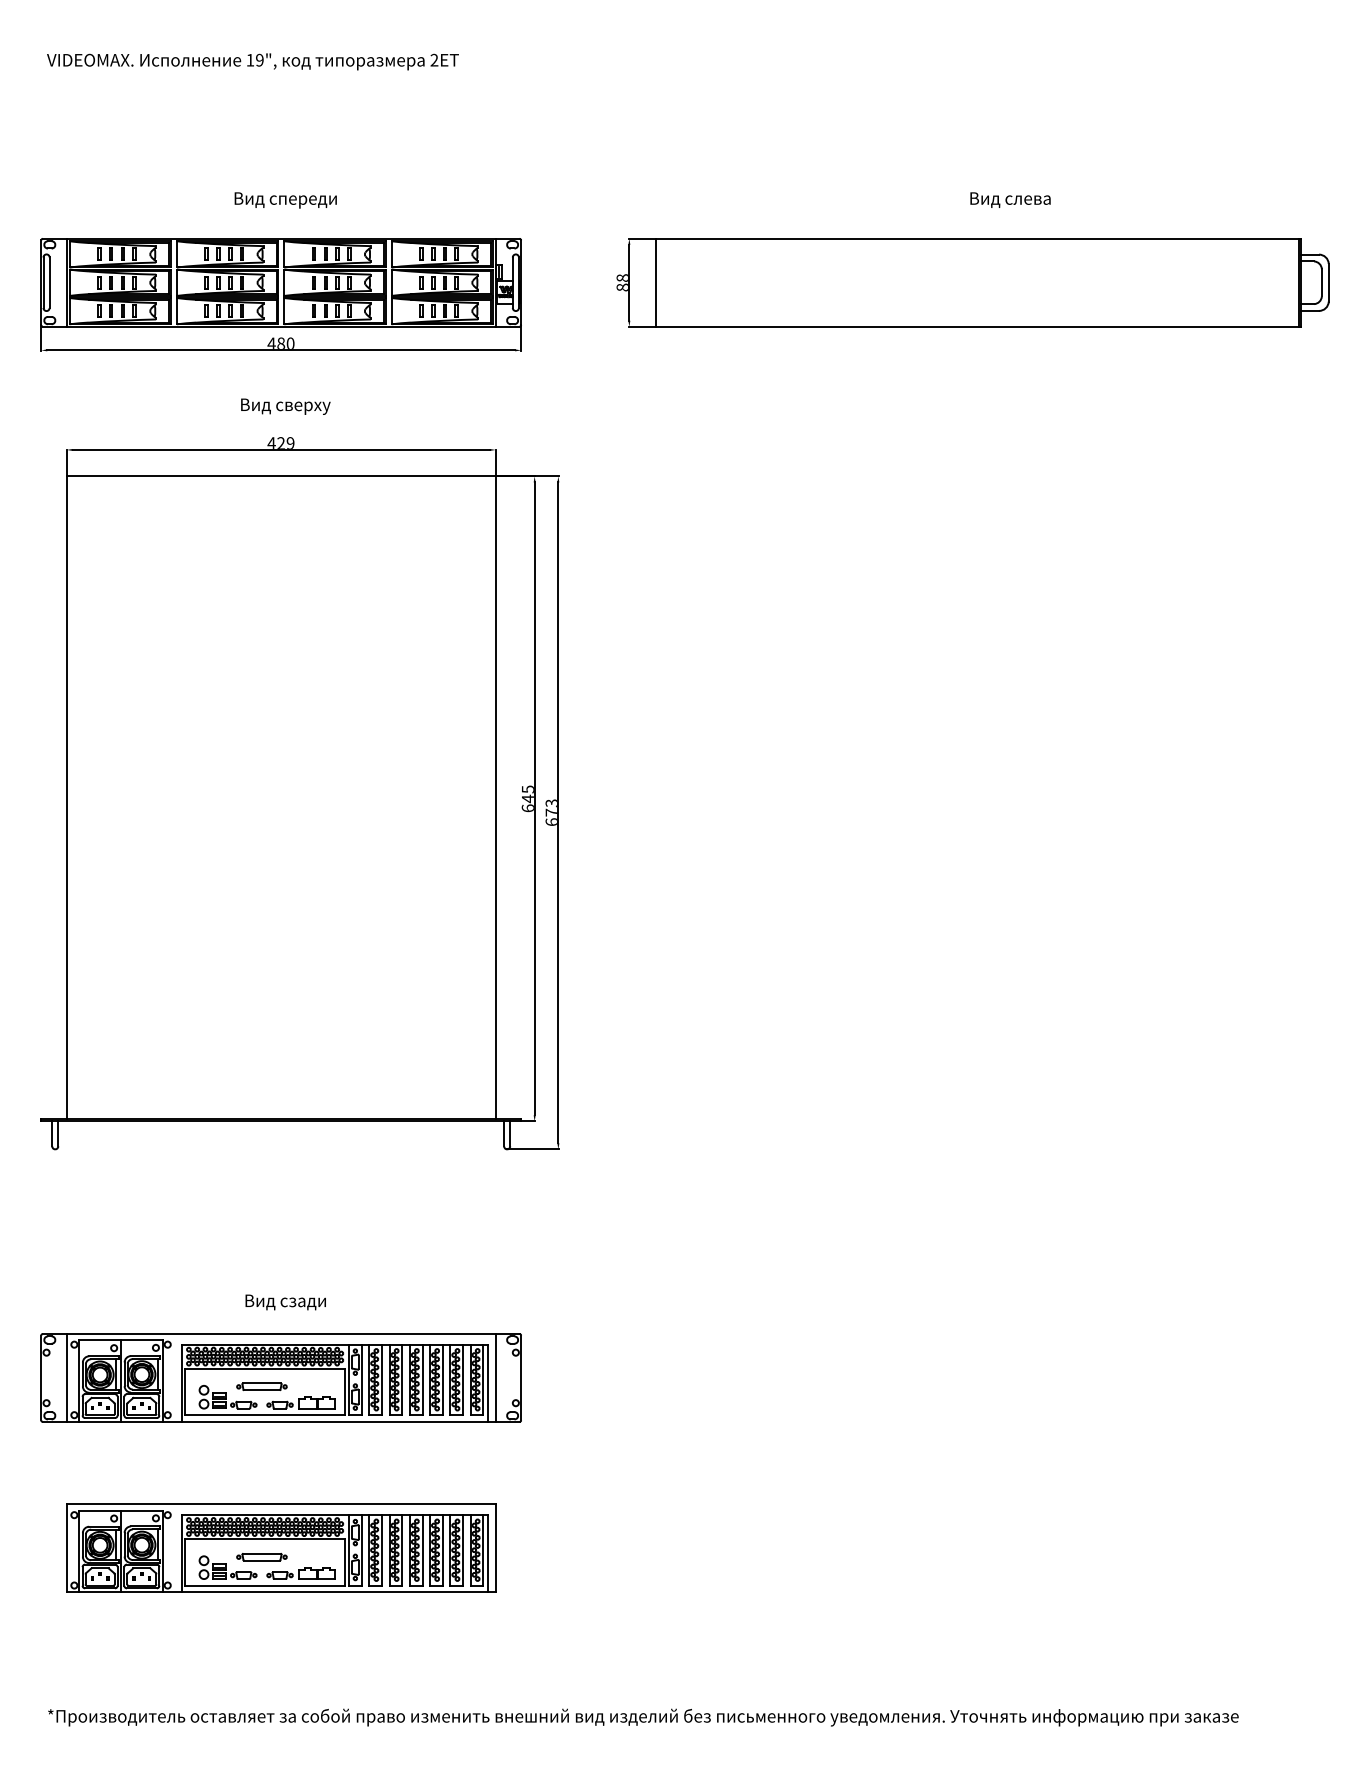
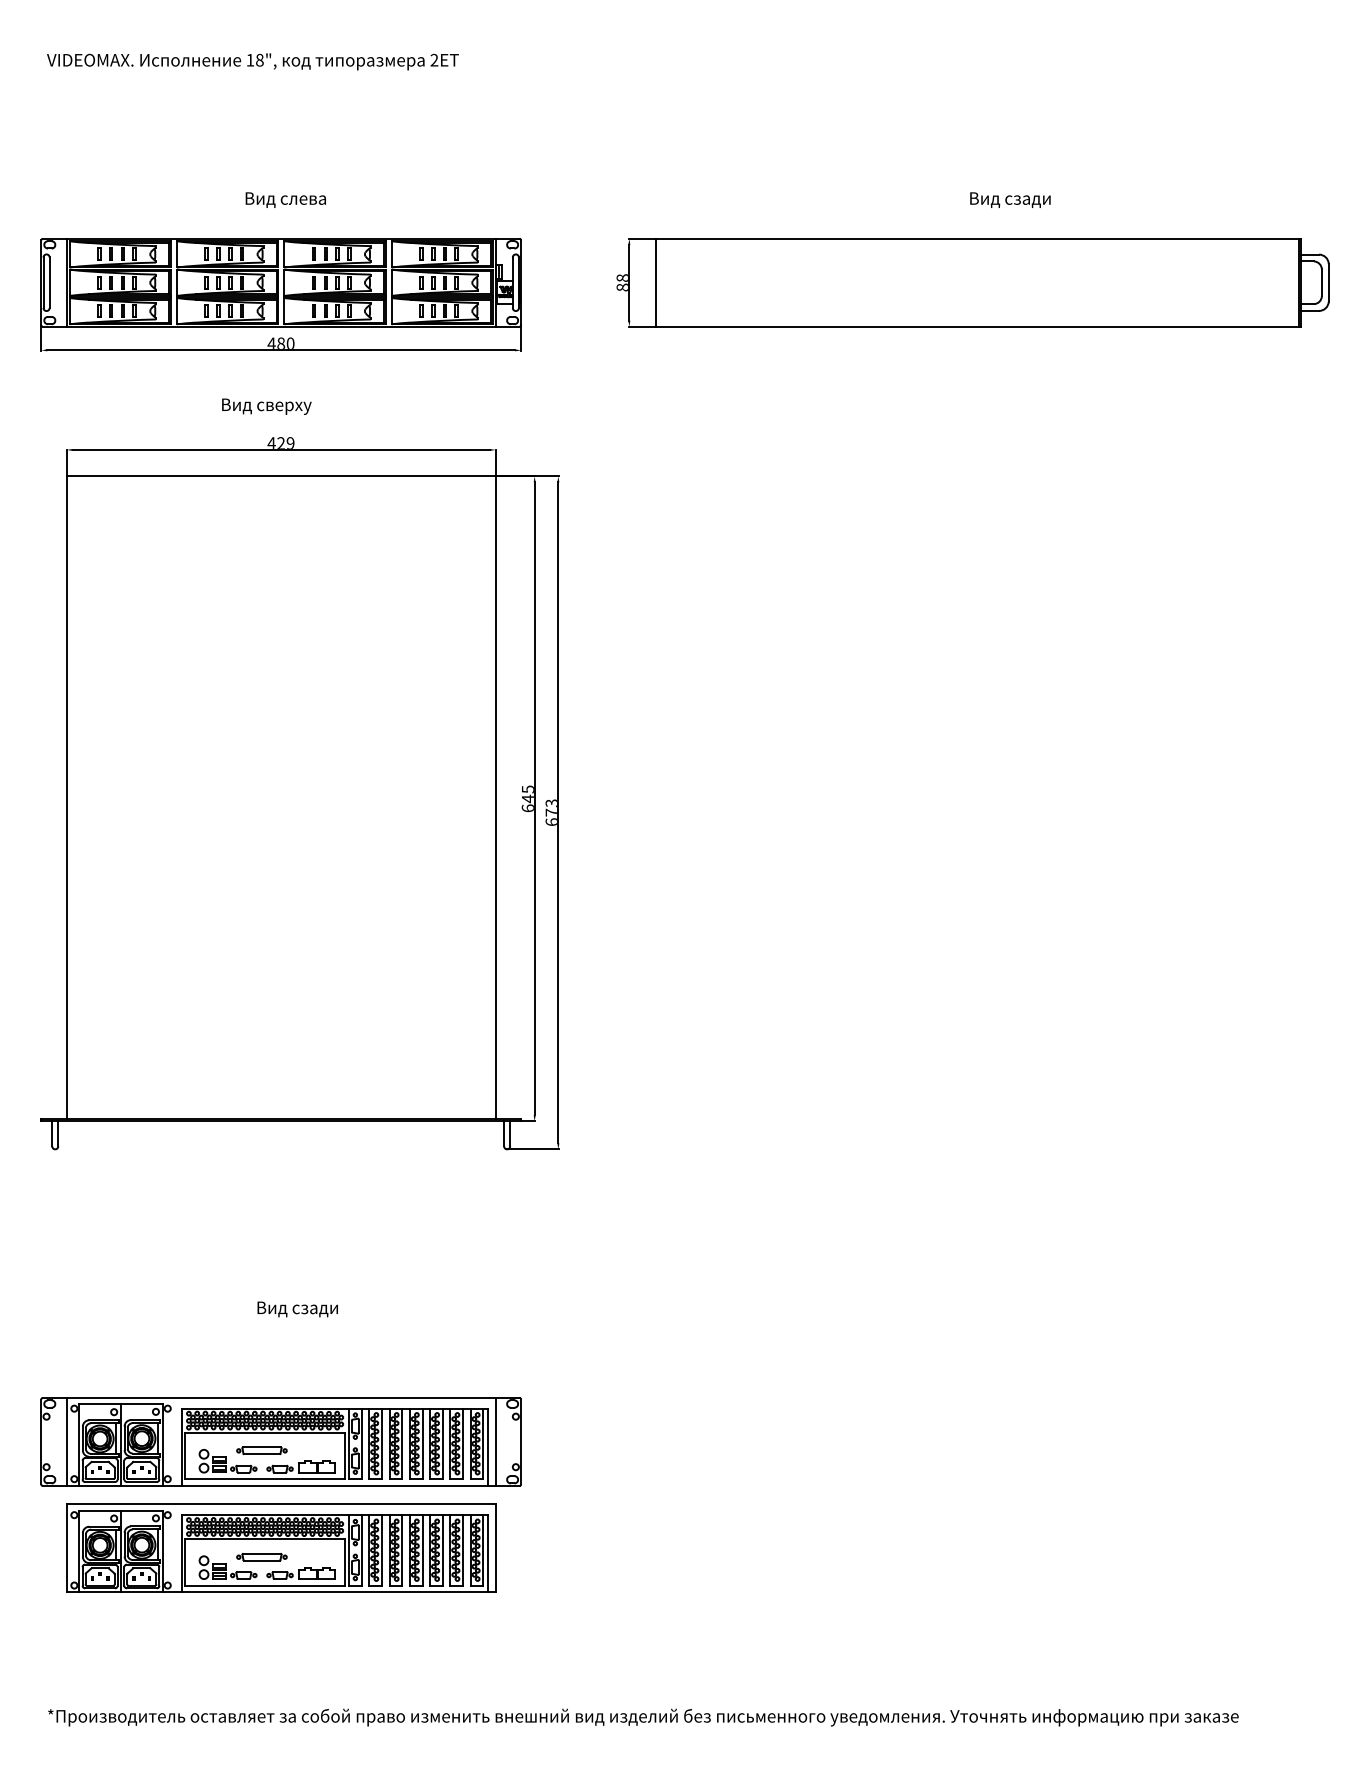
text: 19", -> 18", (259, 60)
text: Вид слева -> Вид сзади (1010, 199)
text: Вид спереди -> Вид слева (285, 200)
text position: (285, 406) -> (266, 406) (266, 406)
text position: (285, 1302) -> (297, 1309) (297, 1309)
part position: (280, 1377) -> (280, 1441) (280, 1441)
